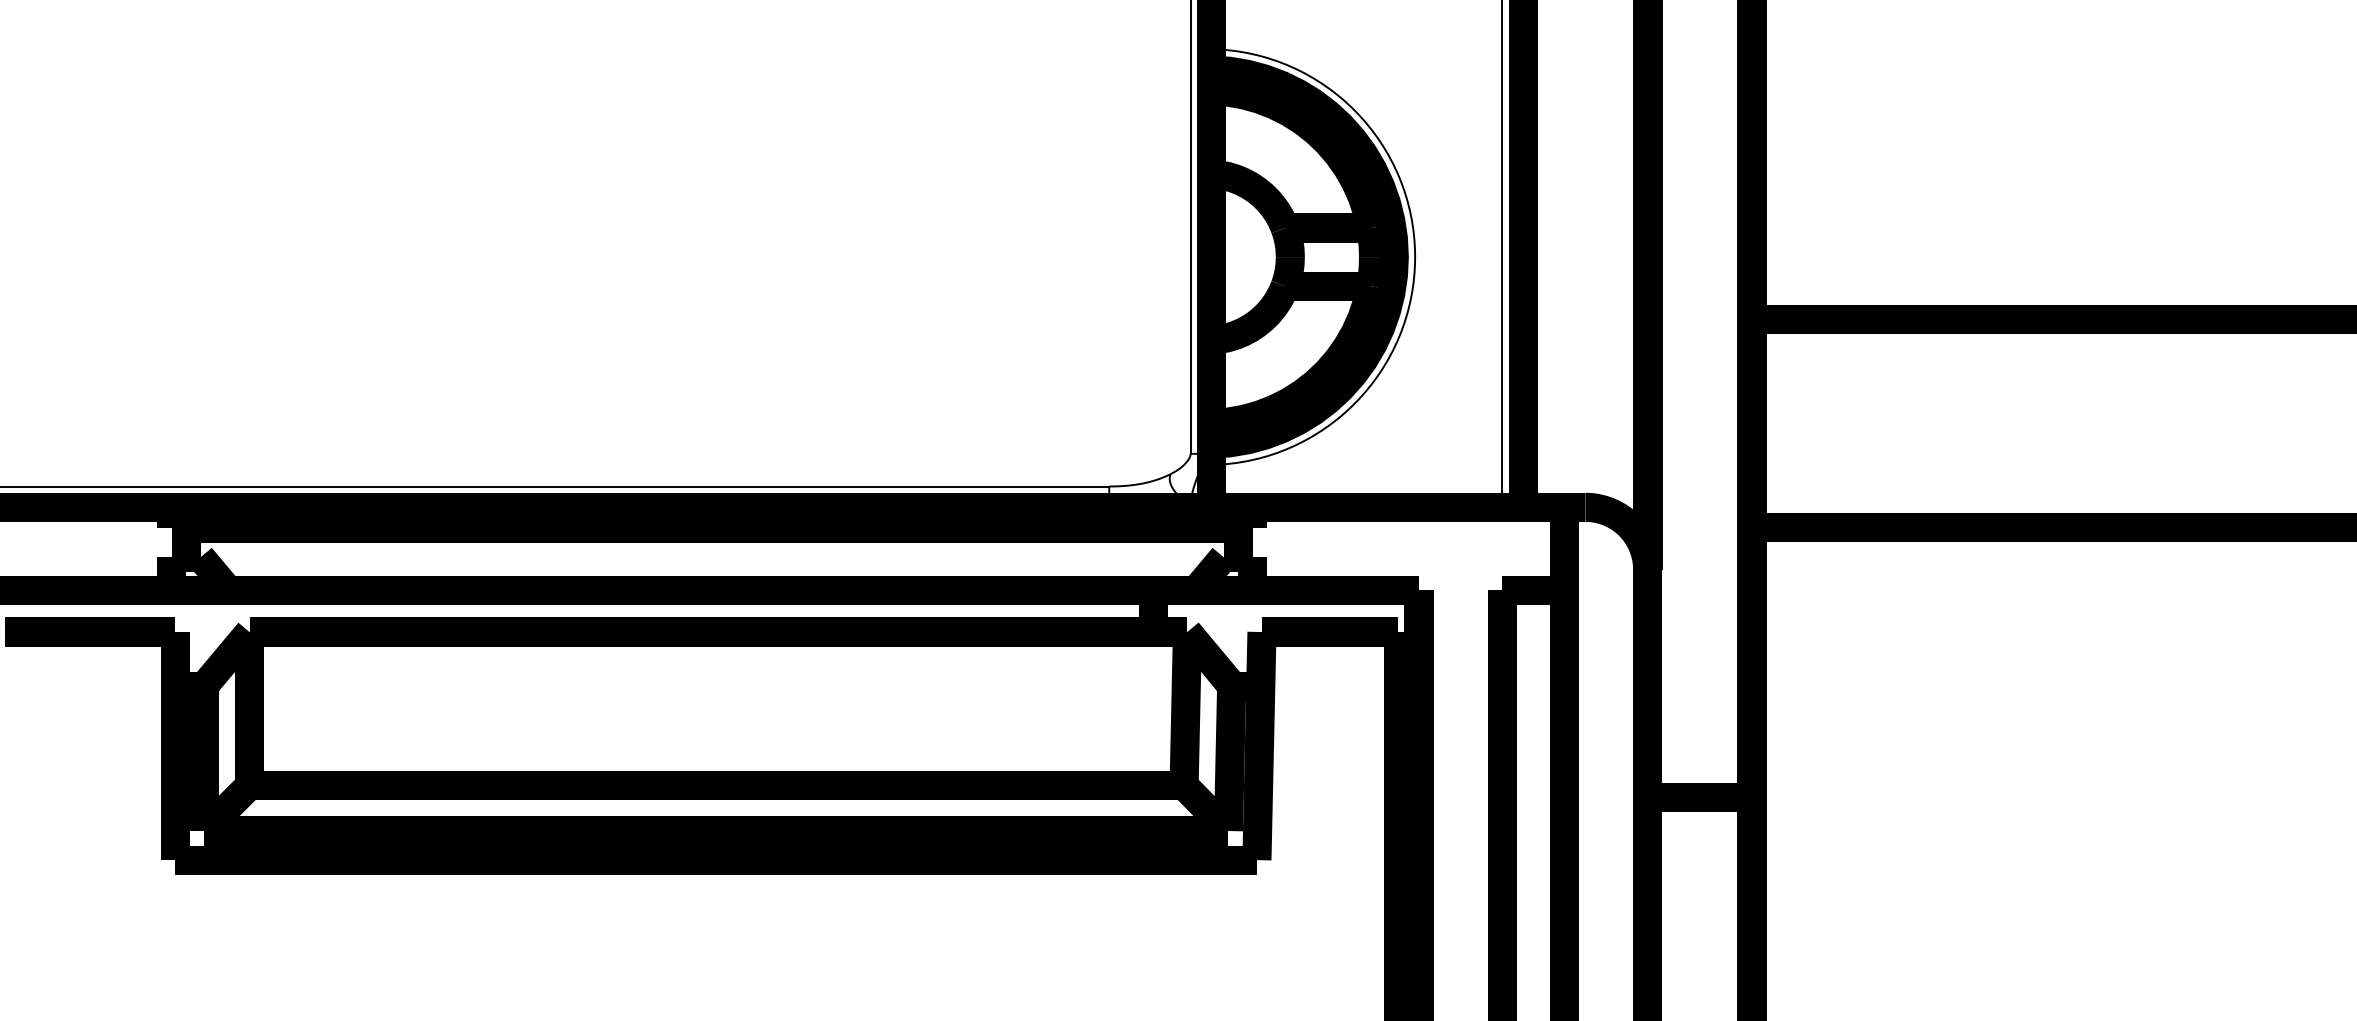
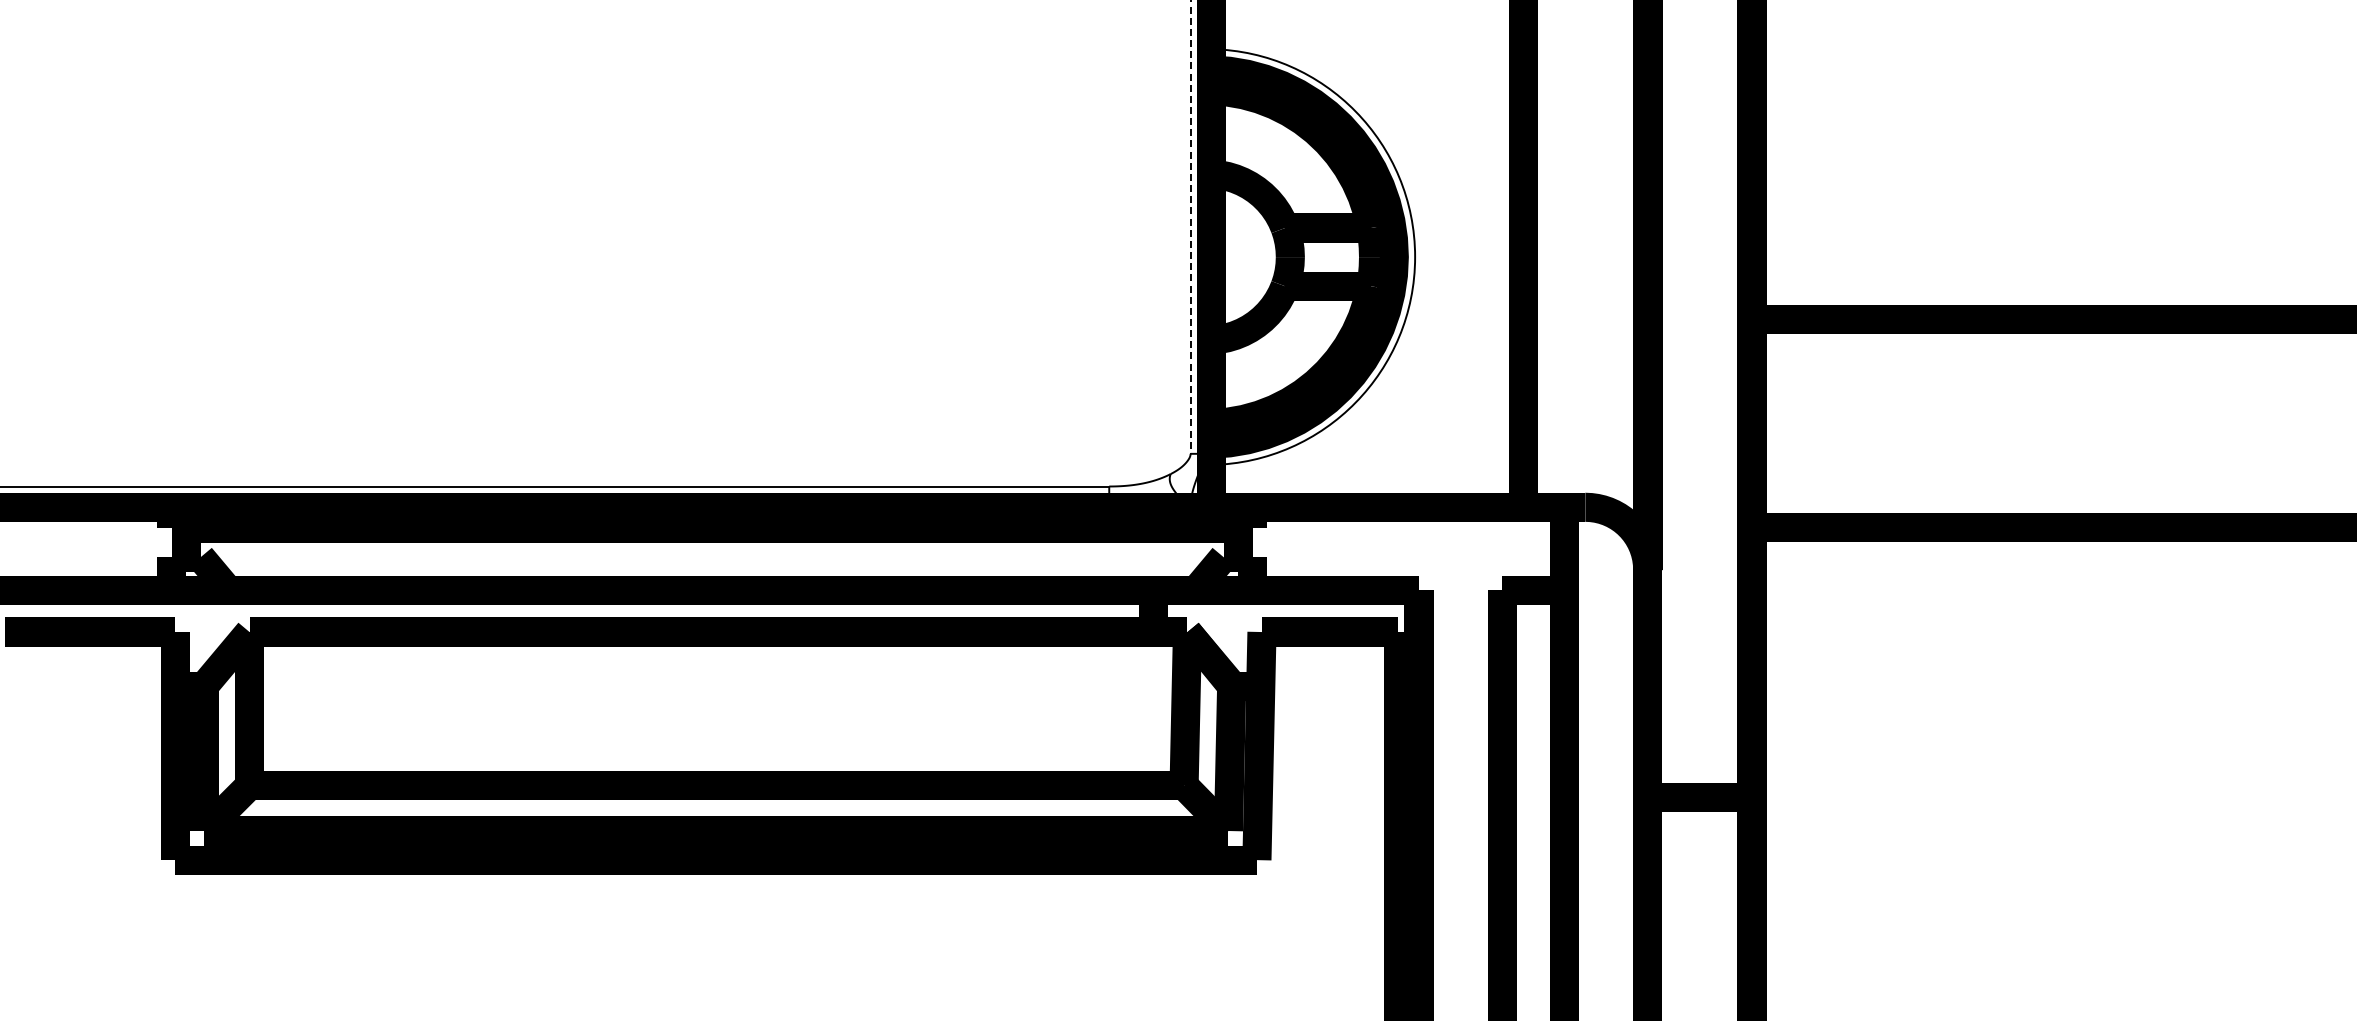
line: solid -> dashed (1190, 227)
line: present -> none (1502, 254)
